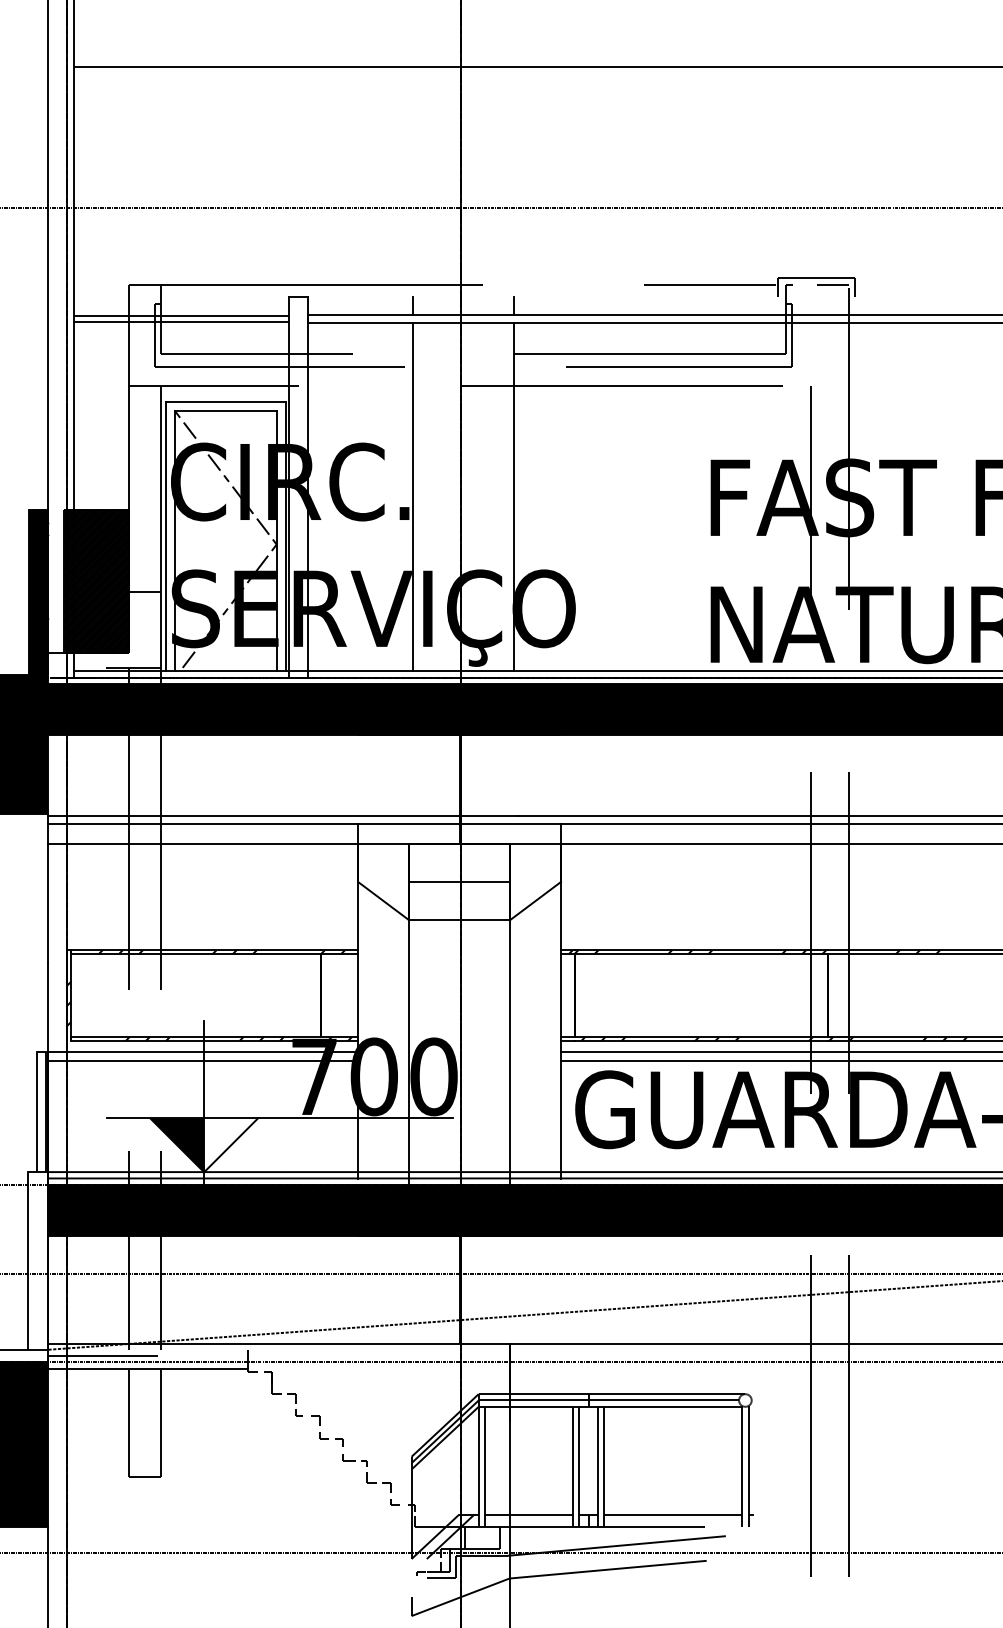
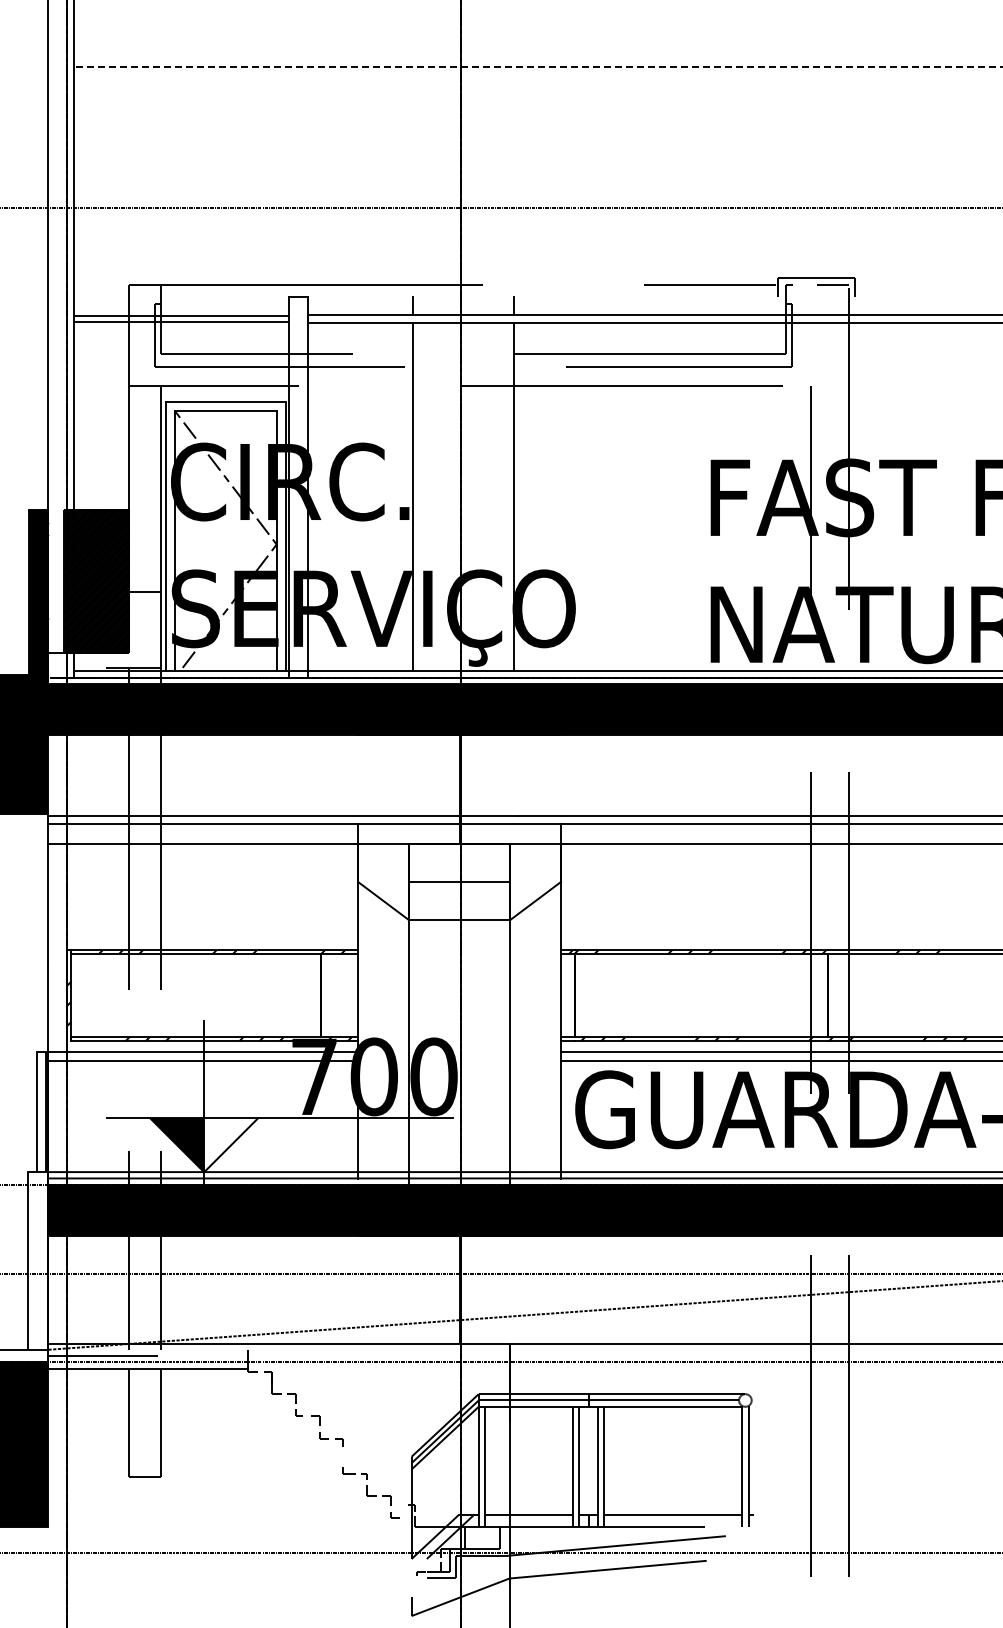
line: solid -> dashed (537, 67)
part position: (370, 1479) -> (370, 1492) (370, 1492)
line: present -> none (48, 1575)
